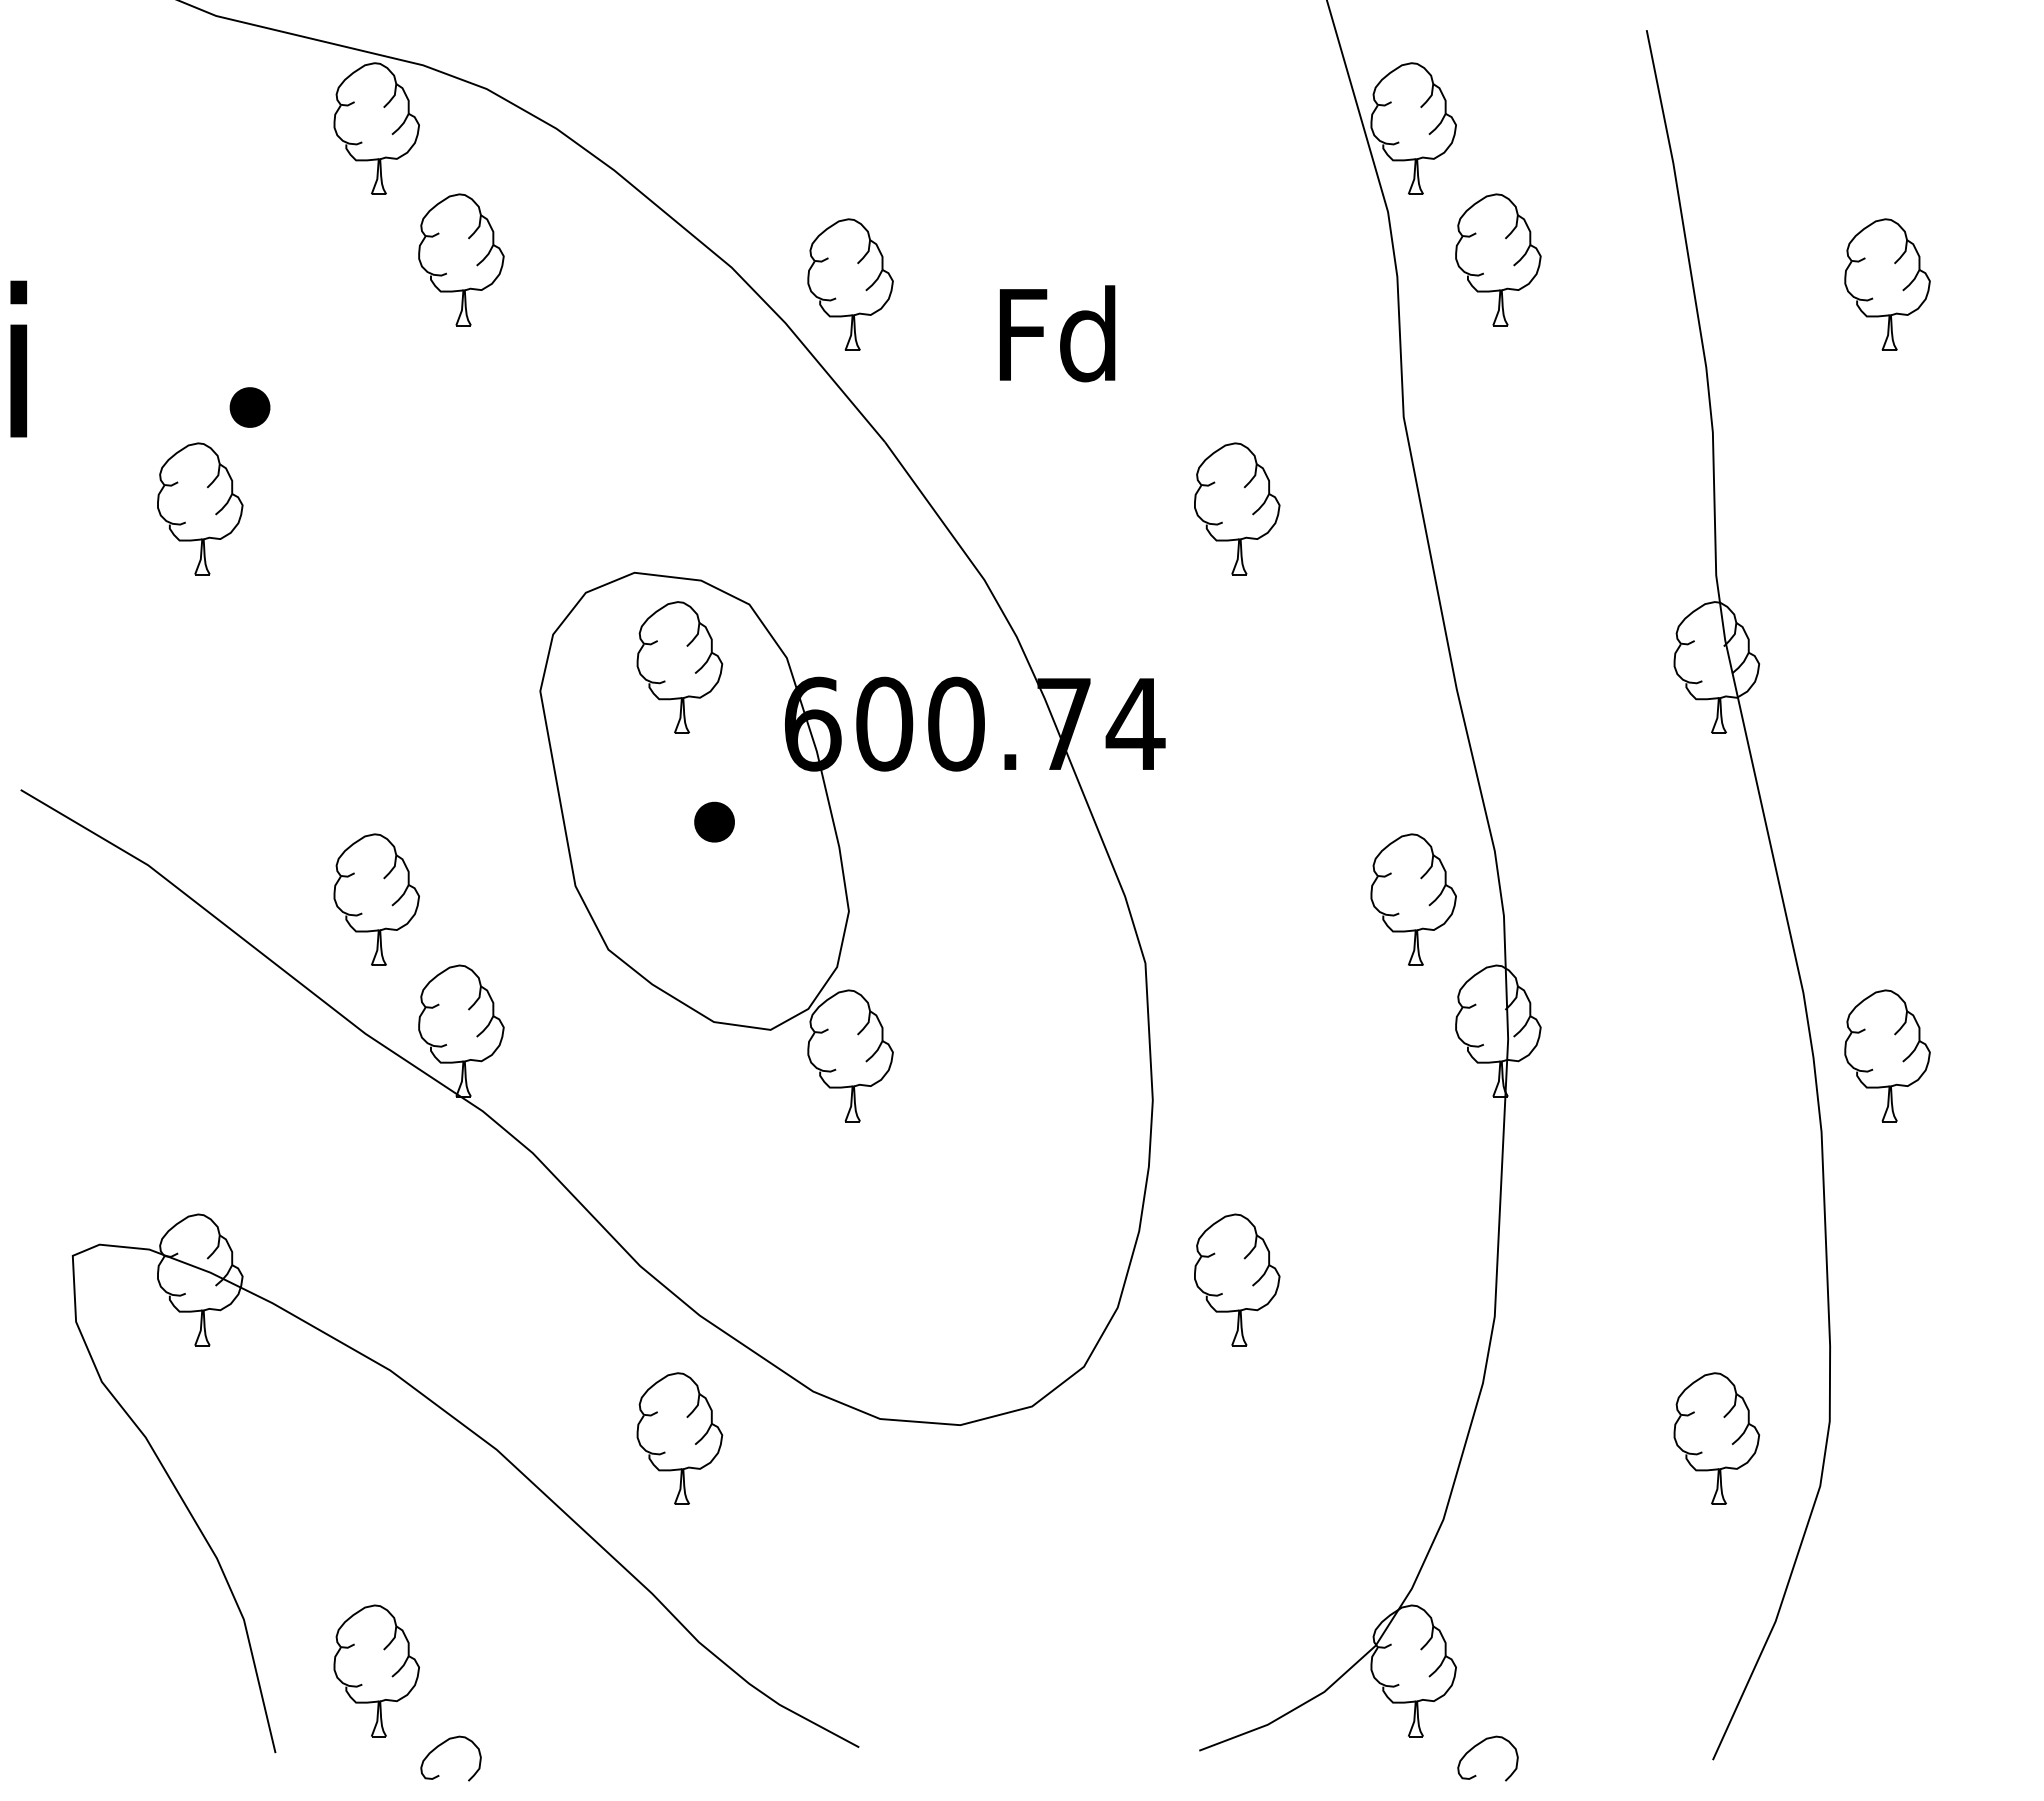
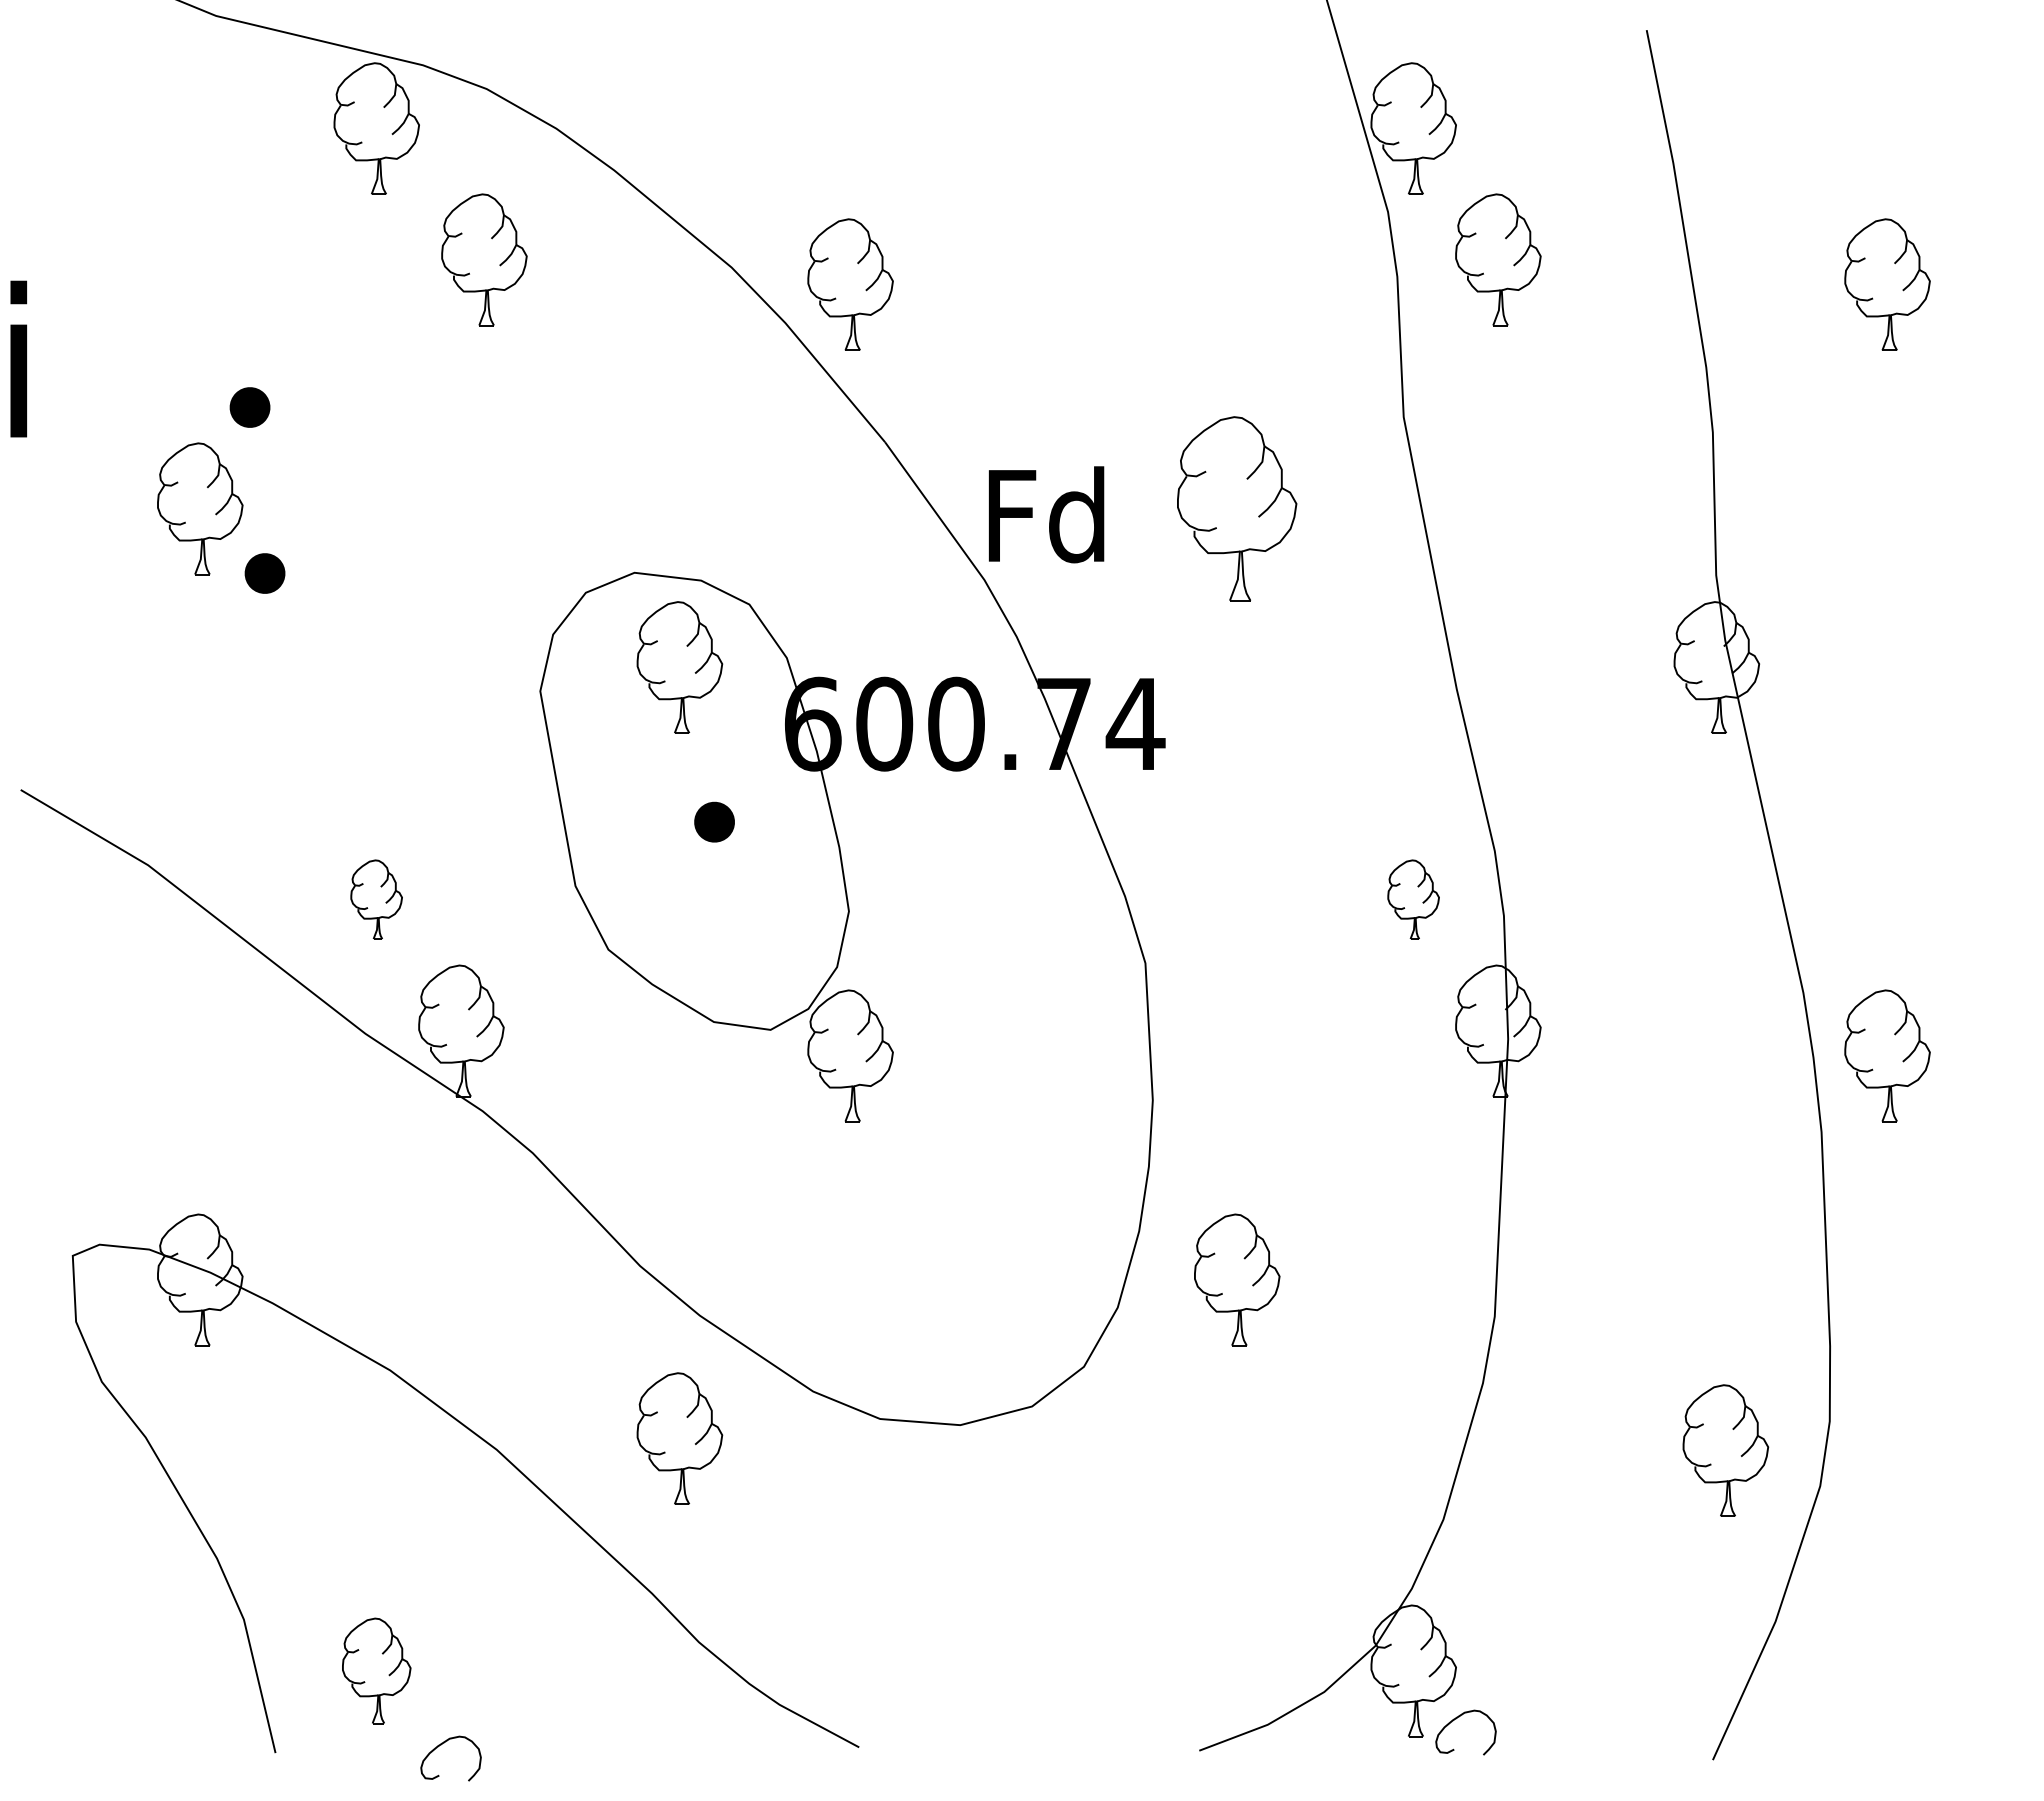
part position: (461, 259) -> (484, 259) (484, 259)
text position: (1057, 333) -> (1046, 514) (1046, 514)
part size: 87x134 px -> 121x186 px (1237, 508)
part: none -> present (264, 573)
part size: 87x133 px -> 53x81 px (376, 899)
part size: 87x133 px -> 53x81 px (1413, 899)
part position: (1716, 1438) -> (1725, 1450) (1725, 1450)
part size: 87x134 px -> 70x108 px (376, 1670)
curve position: (1478, 1745) -> (1456, 1719) (1456, 1719)
